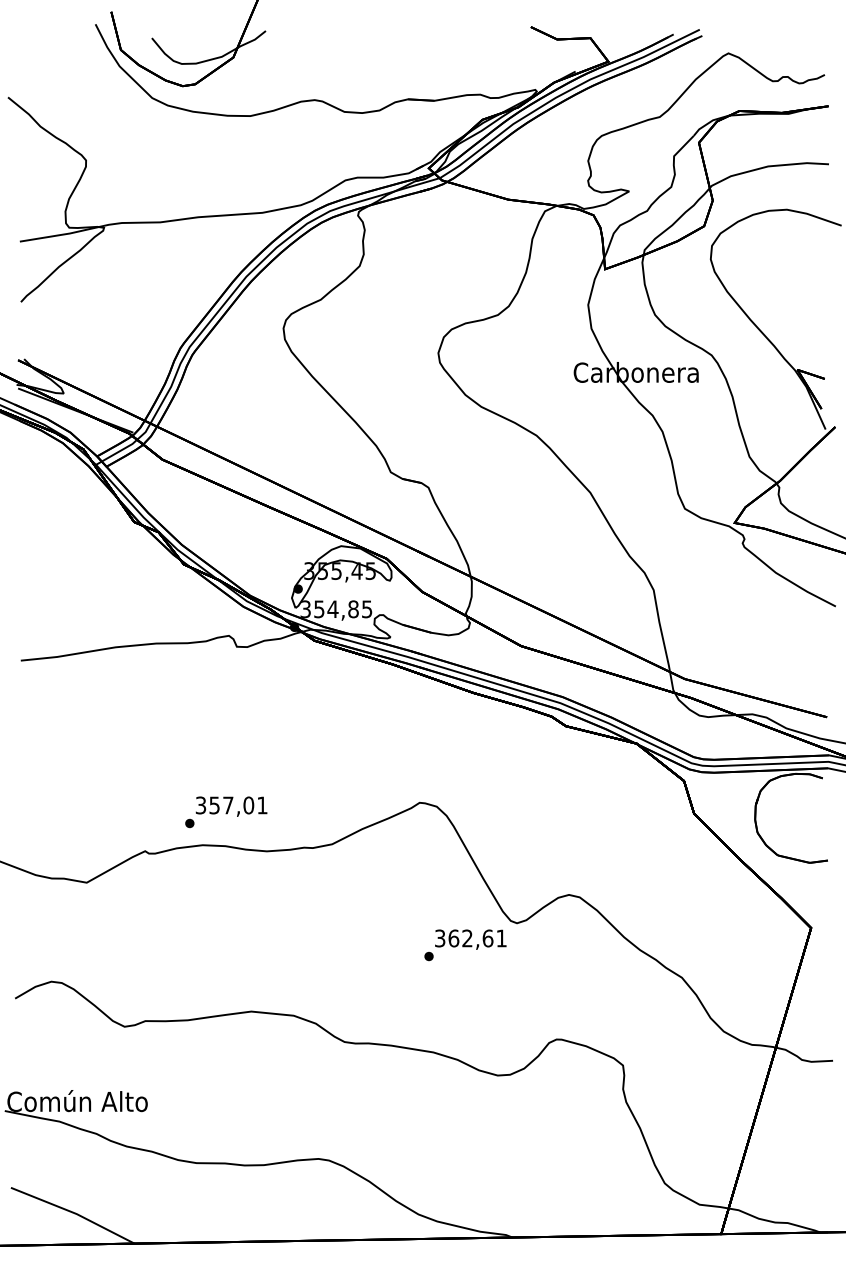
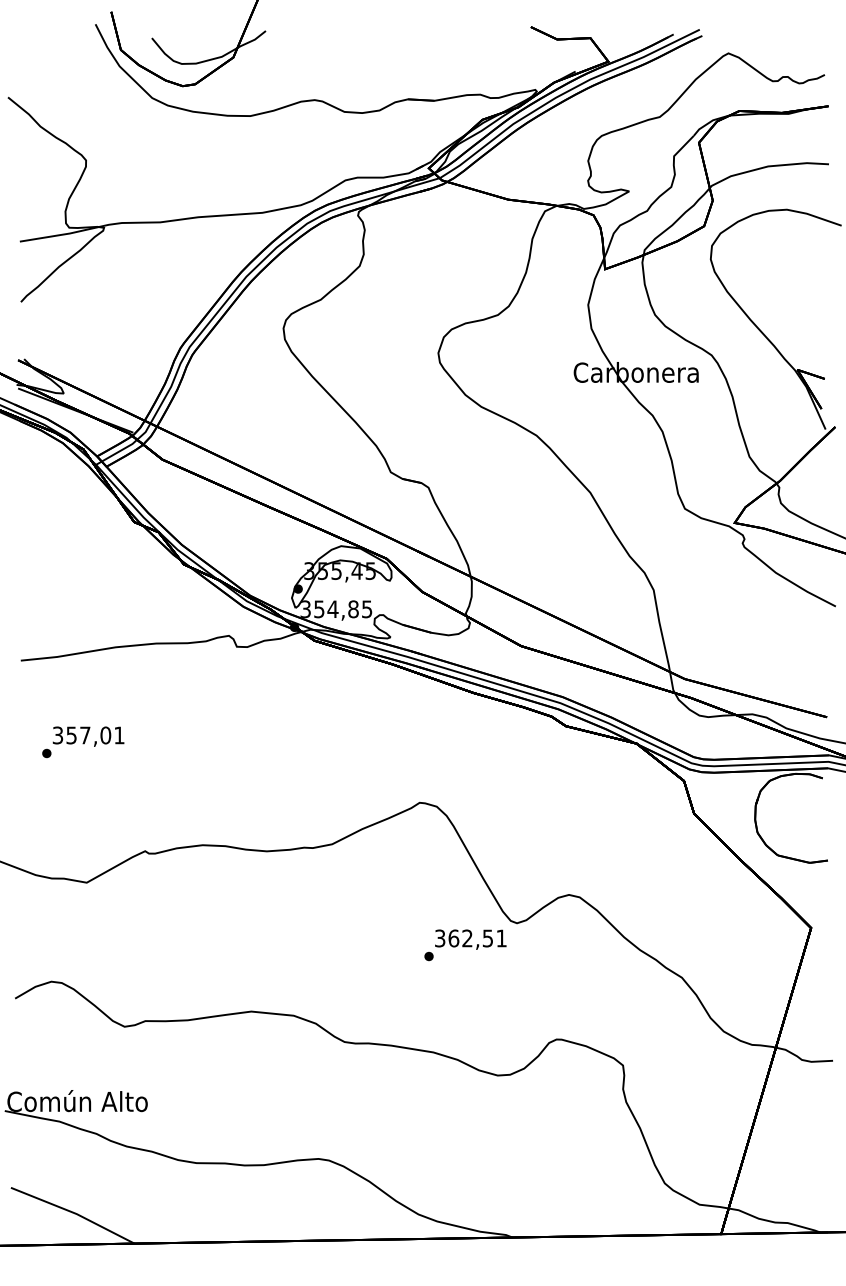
text position: (226, 812) -> (83, 742) (83, 742)
text: 362,61 -> 362,51 (487, 938)
